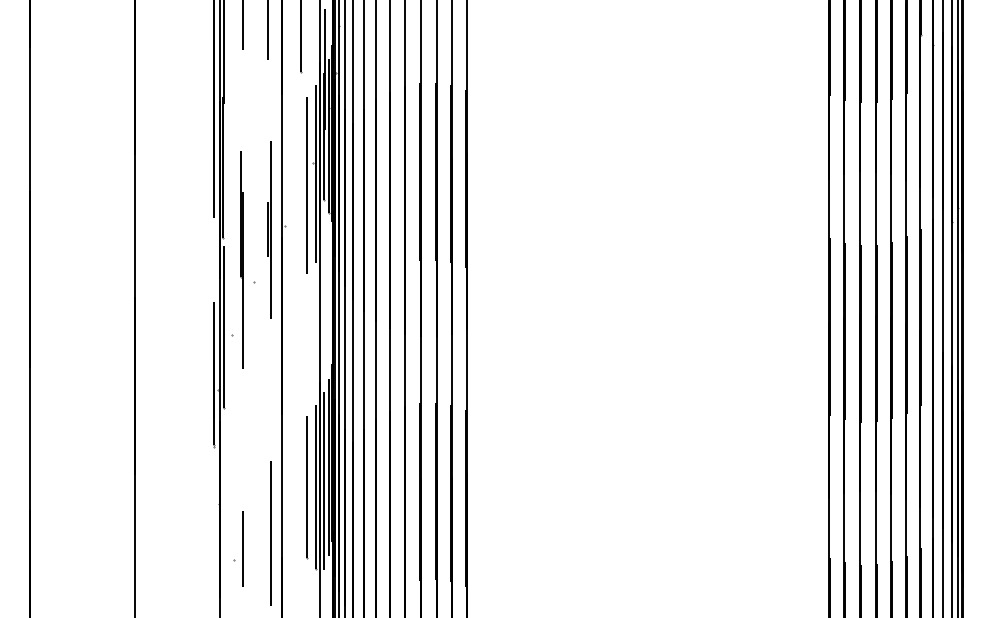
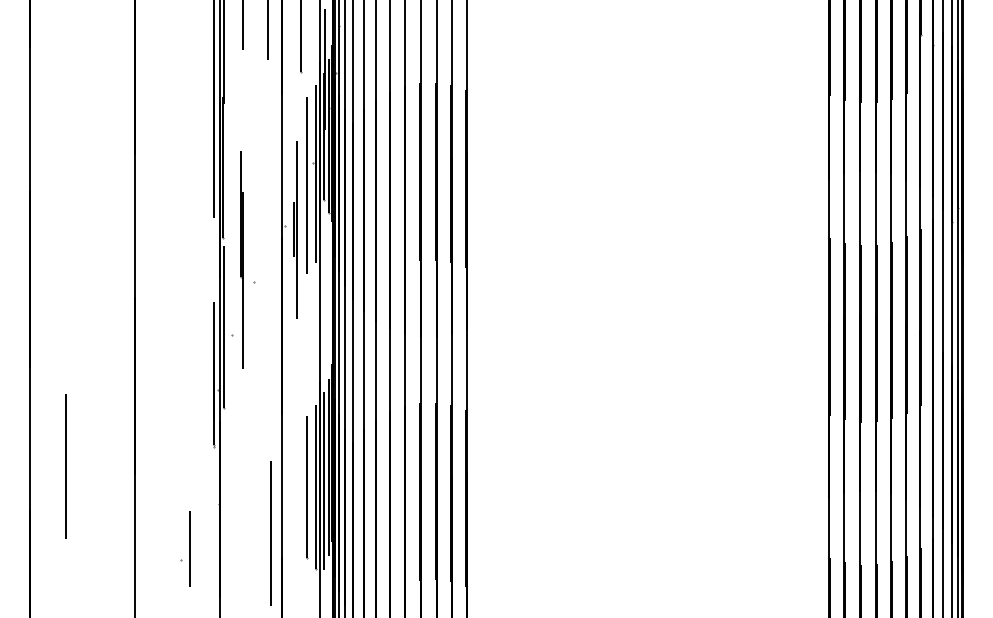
part position: (269, 229) -> (295, 229) (295, 229)
line: none -> present (65, 466)
part position: (238, 548) -> (185, 548) (185, 548)
